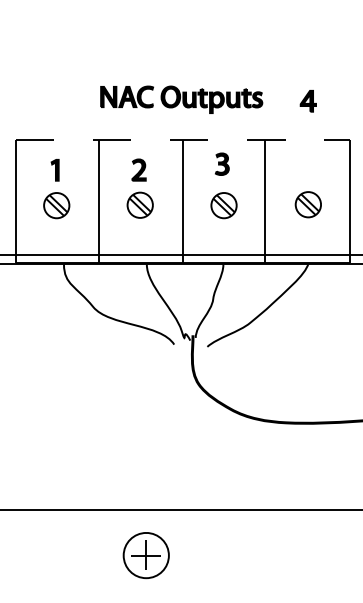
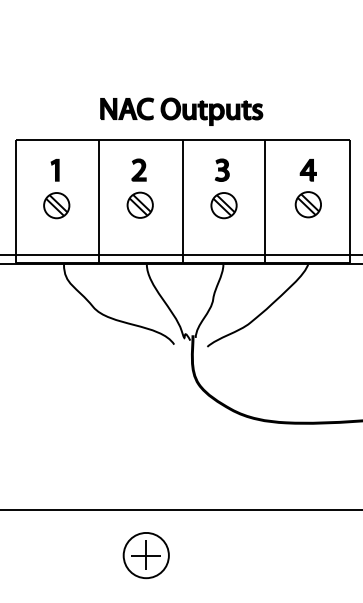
part position: (181, 99) -> (181, 111) (181, 111)
part position: (307, 101) -> (307, 170) (307, 170)
line: dashed -> solid (183, 139)
part position: (222, 163) -> (222, 169) (222, 169)
